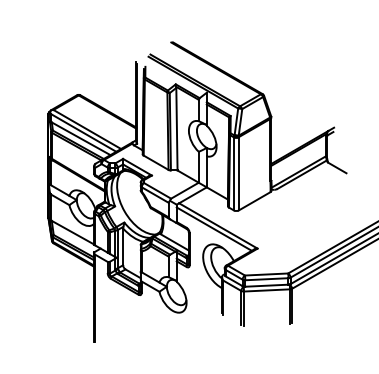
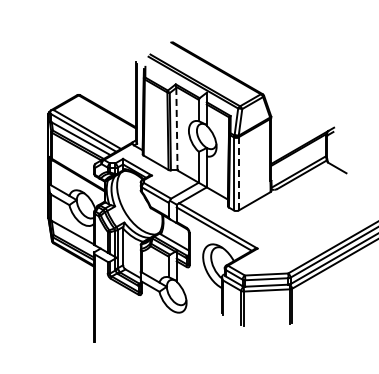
line: solid -> dashed (176, 129)
line: solid -> dashed (238, 173)
